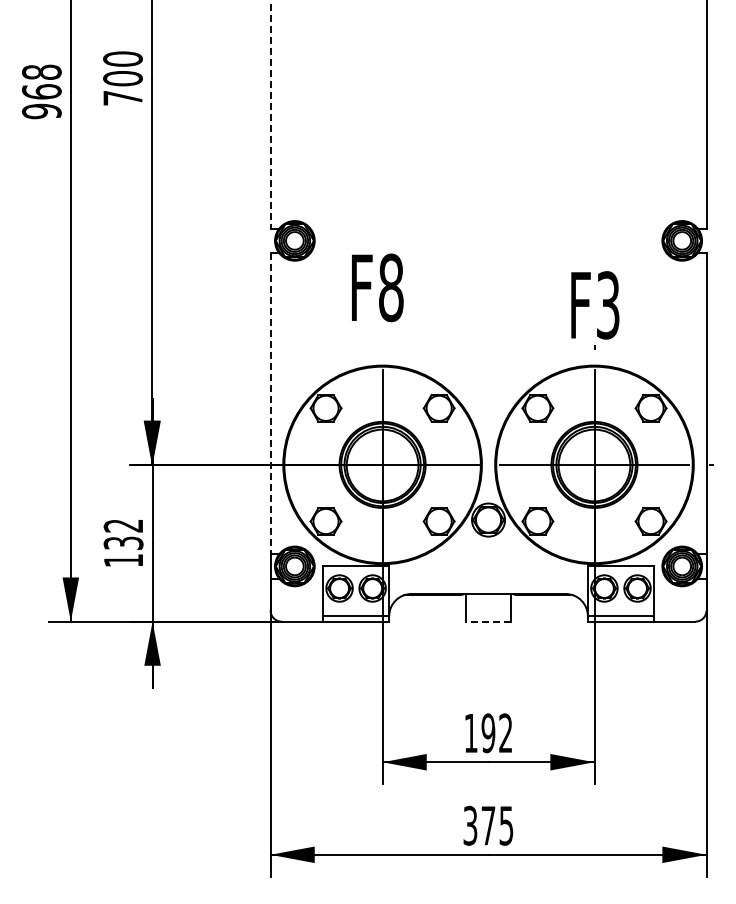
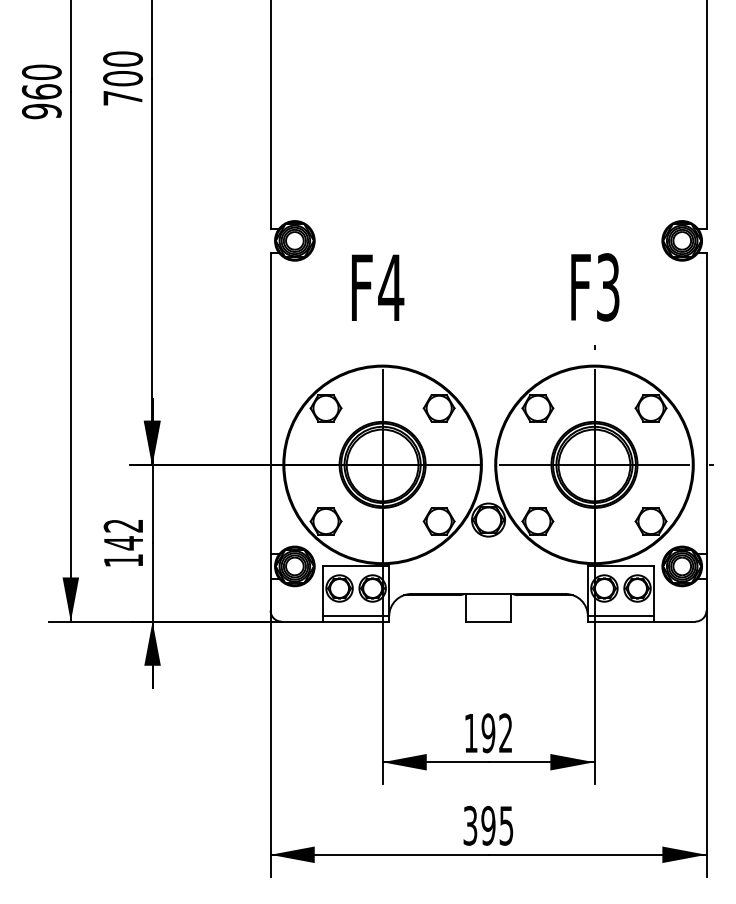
text: 968 -> 960 (41, 71)
line: dashed -> solid (270, 115)
text: F8 -> F4 (391, 287)
text position: (595, 305) -> (595, 287) (595, 287)
line: dashed -> solid (270, 403)
text: 132 -> 142 (123, 543)
line: dashed -> solid (488, 621)
text: 375 -> 395 (488, 825)
